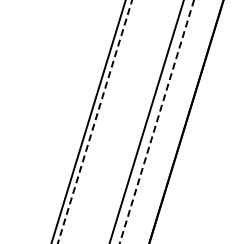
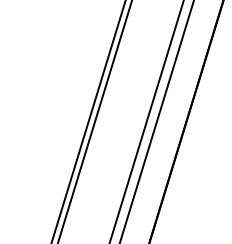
line: dashed -> solid (94, 122)
line: dashed -> solid (156, 122)
